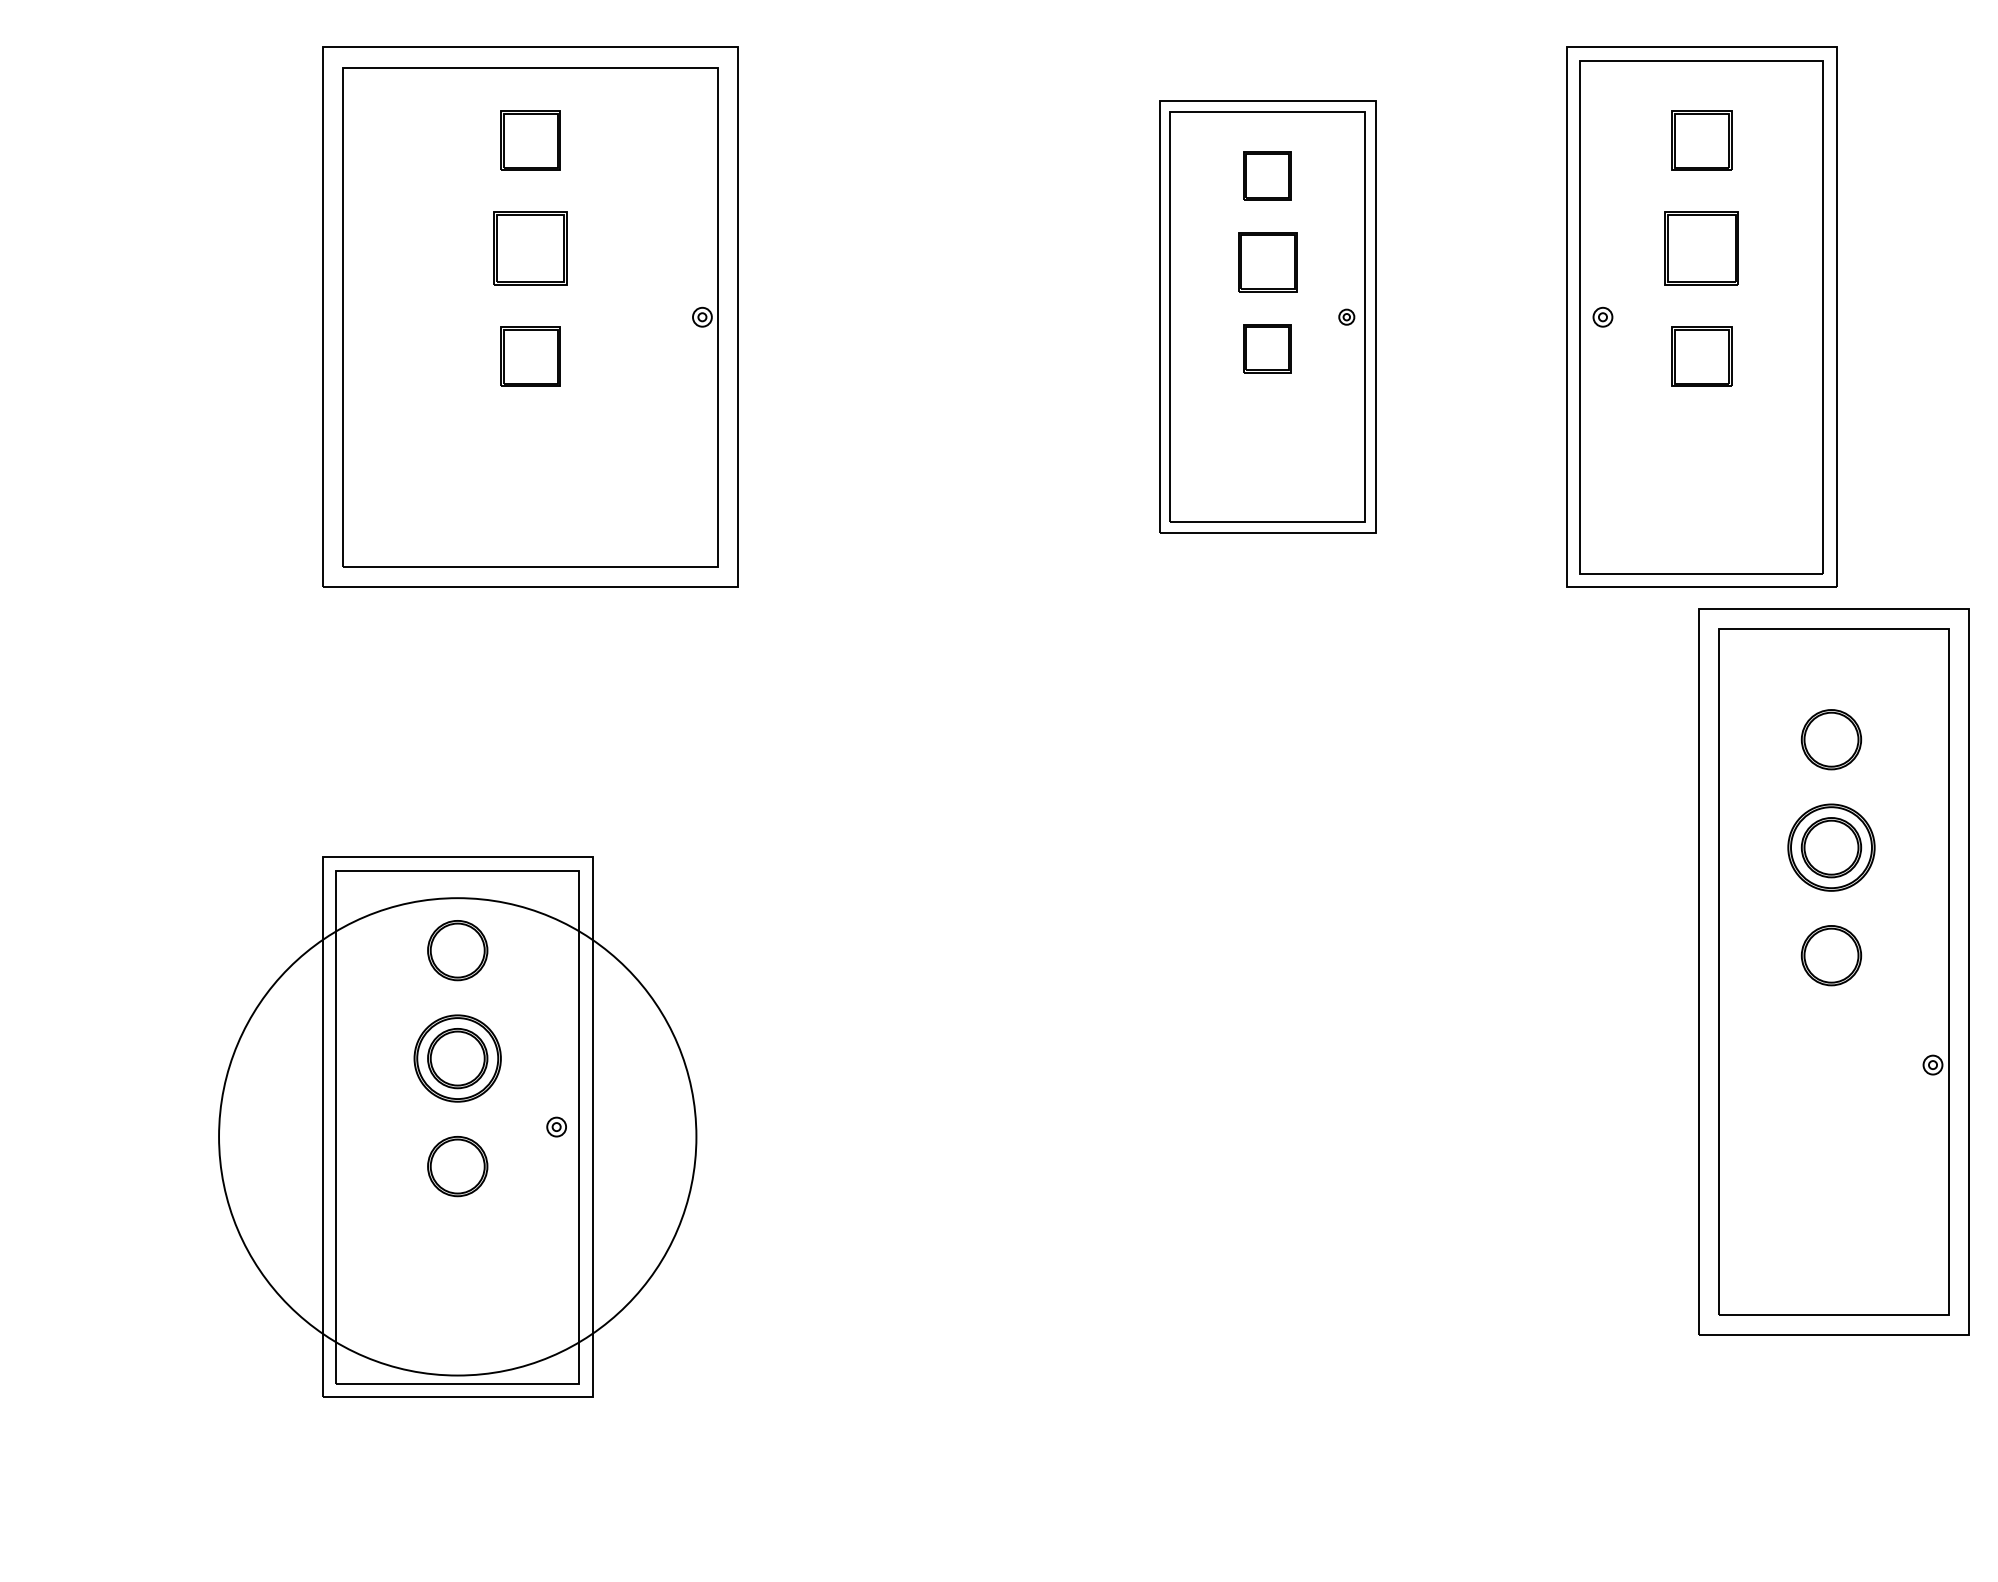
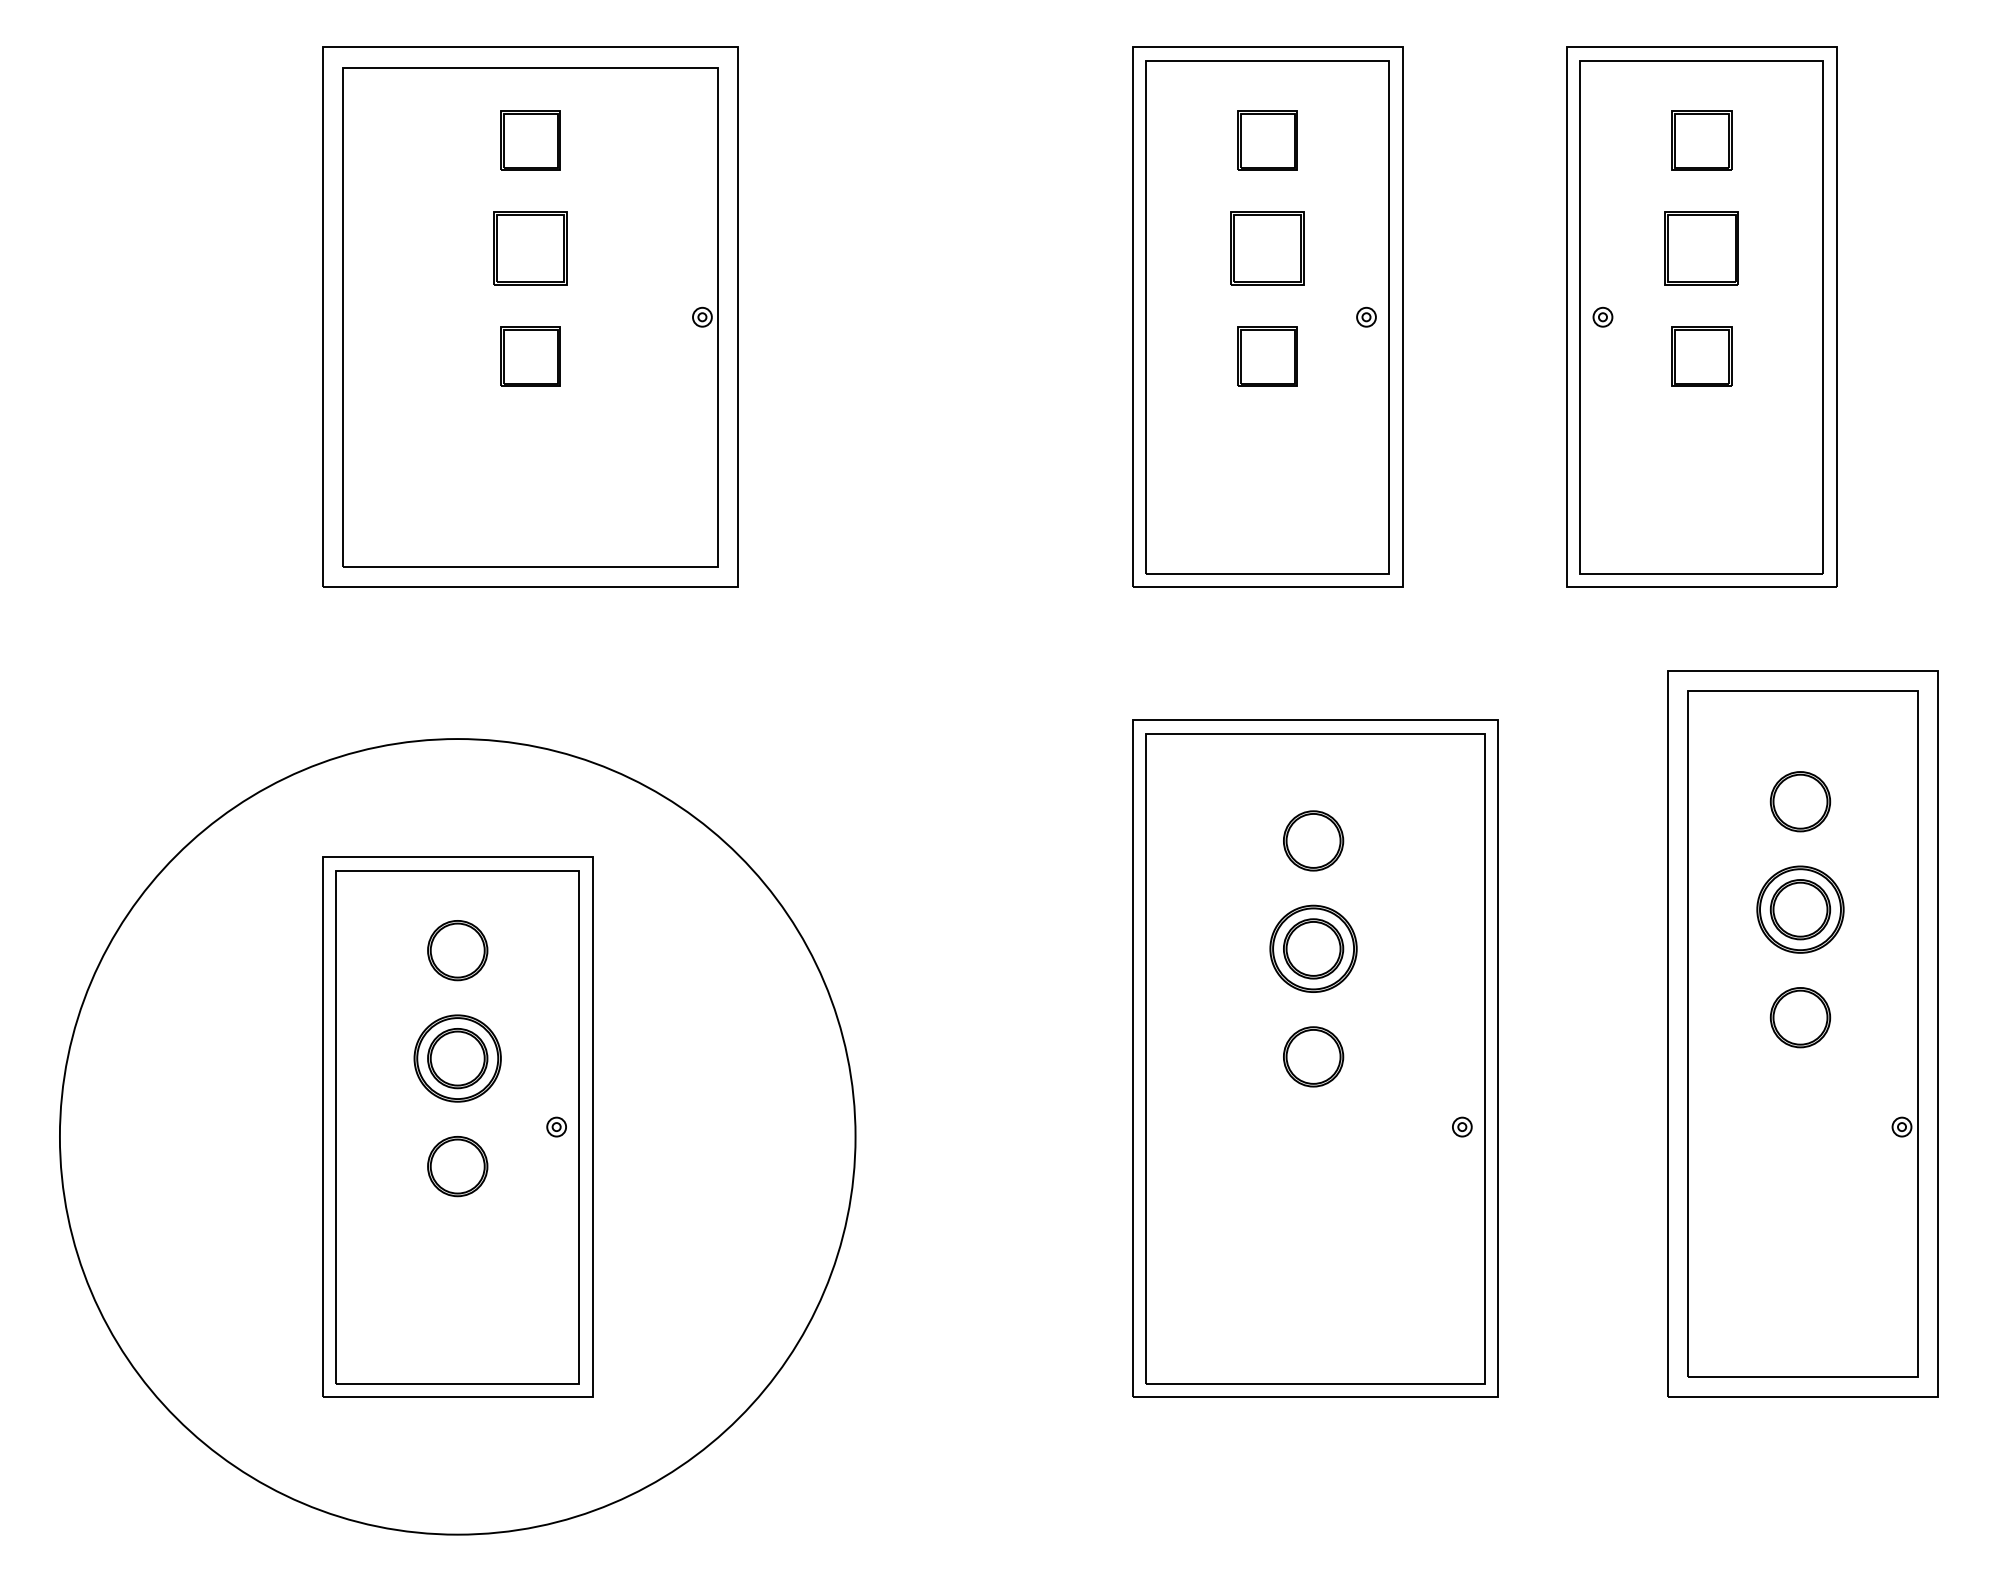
part size: 218x434 px -> 272x542 px (1267, 316)
part position: (1833, 971) -> (1802, 1033) (1802, 1033)
part: none -> present (1315, 1058)
circle diameter: 477 px -> 796 px (457, 1136)
